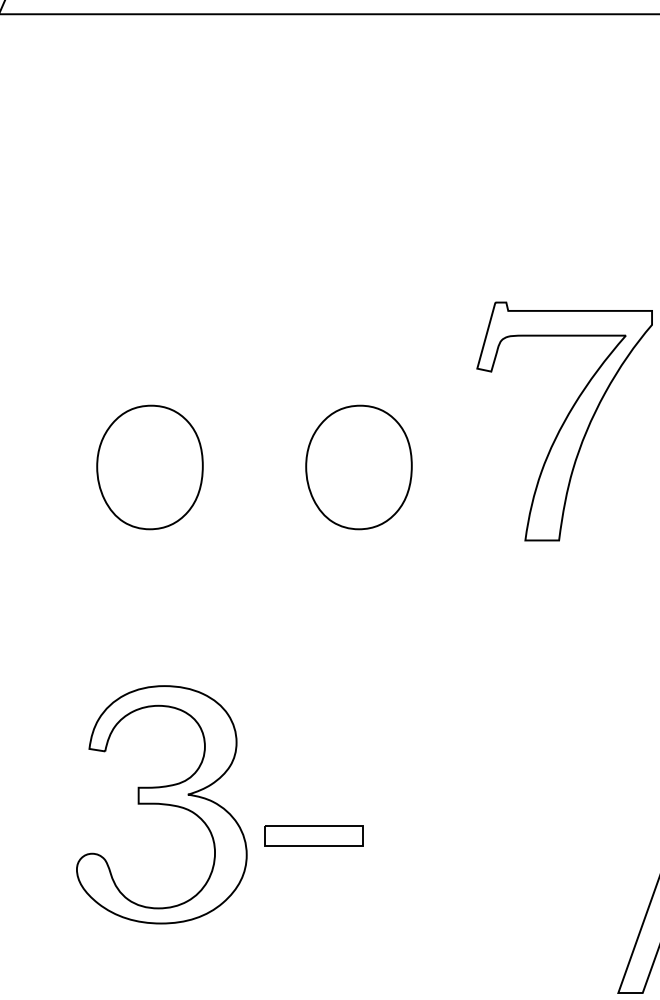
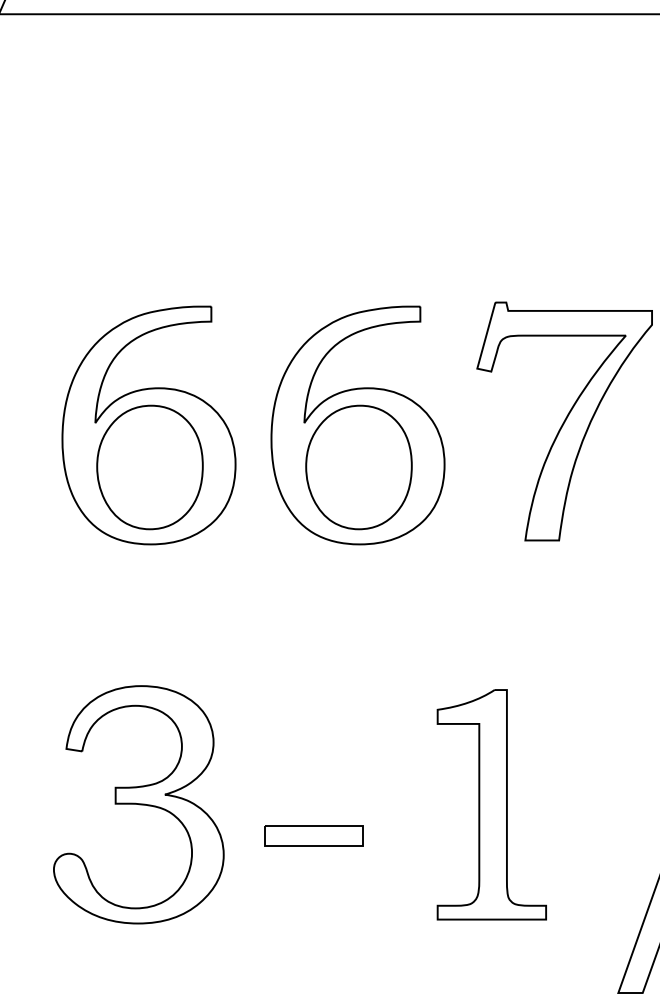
part: none -> present (148, 425)
part: none -> present (357, 425)
part position: (161, 804) -> (138, 804) (138, 804)
part: none -> present (491, 804)
